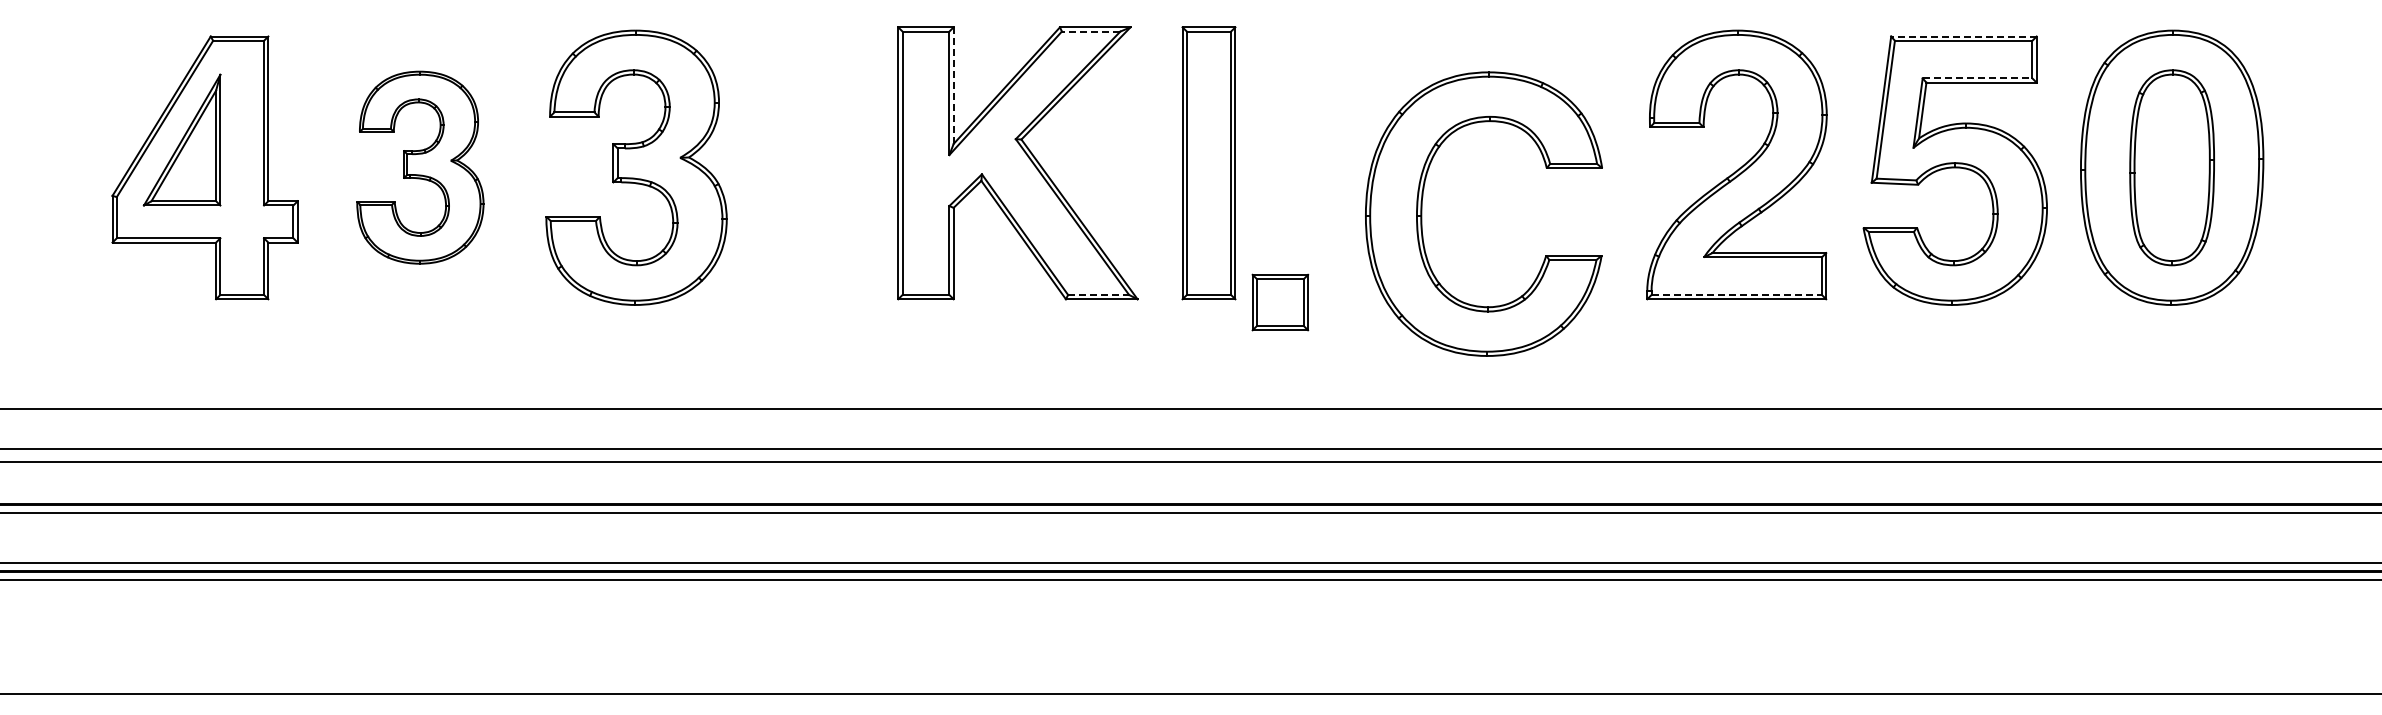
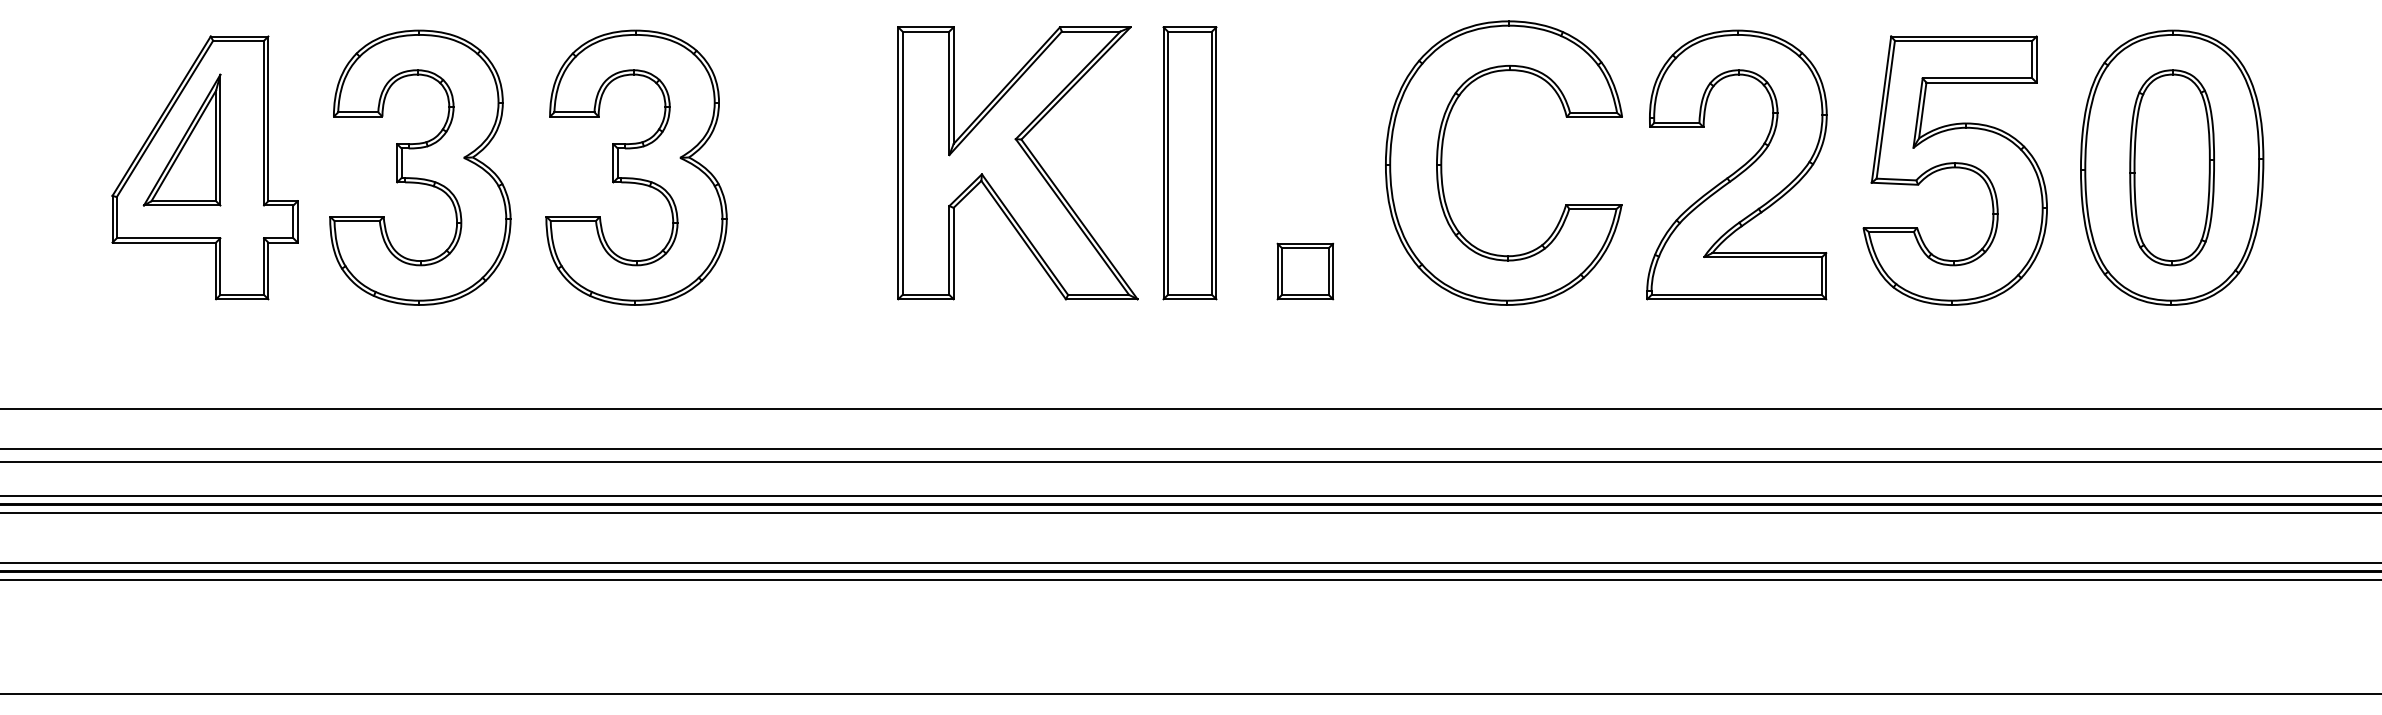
line: dashed -> solid (1090, 31)
line: dashed -> solid (1963, 36)
line: dashed -> solid (1977, 78)
line: dashed -> solid (953, 85)
part position: (1208, 163) -> (1189, 163) (1189, 163)
part size: 129x195 px -> 183x277 px (420, 167)
part position: (1422, 213) -> (1442, 162) (1442, 162)
line: dashed -> solid (1099, 294)
line: dashed -> solid (1737, 294)
part position: (1280, 302) -> (1305, 271) (1305, 271)
line: none -> present (1190, 495)
